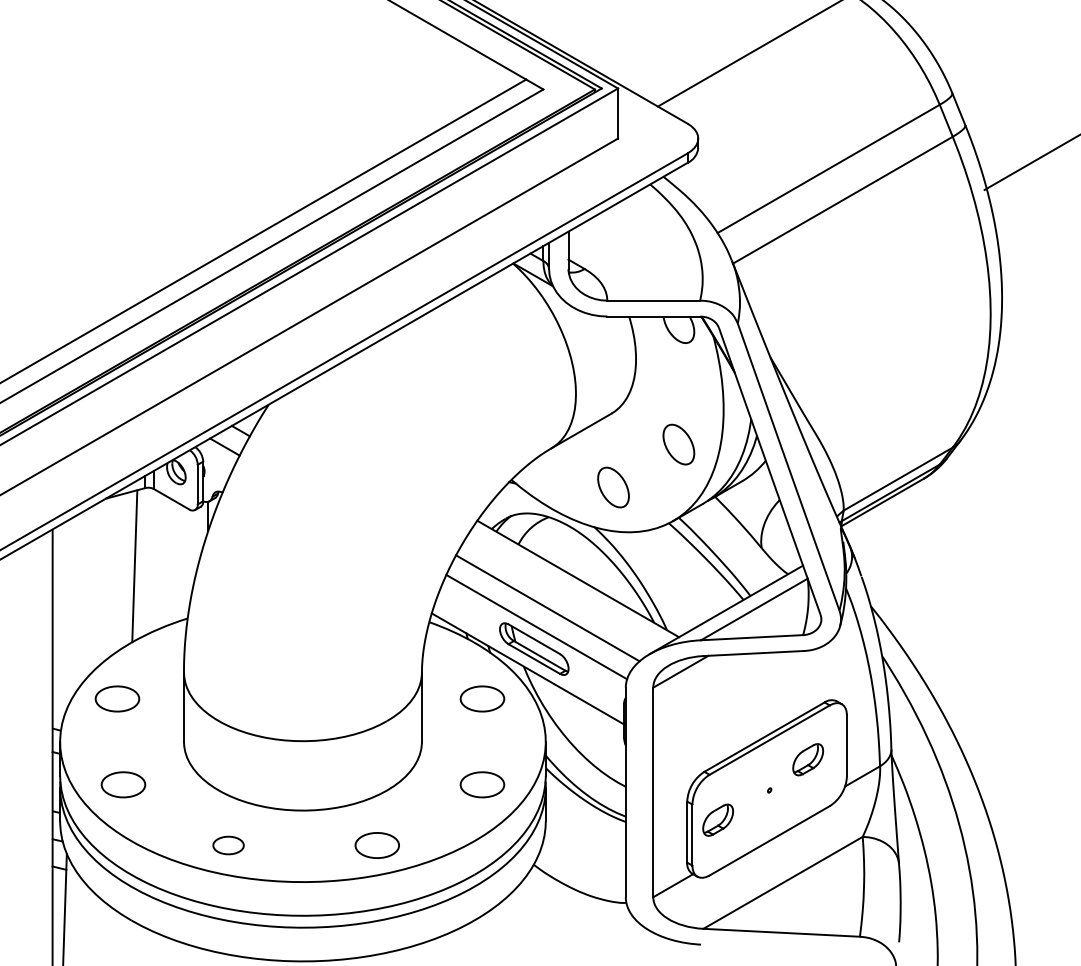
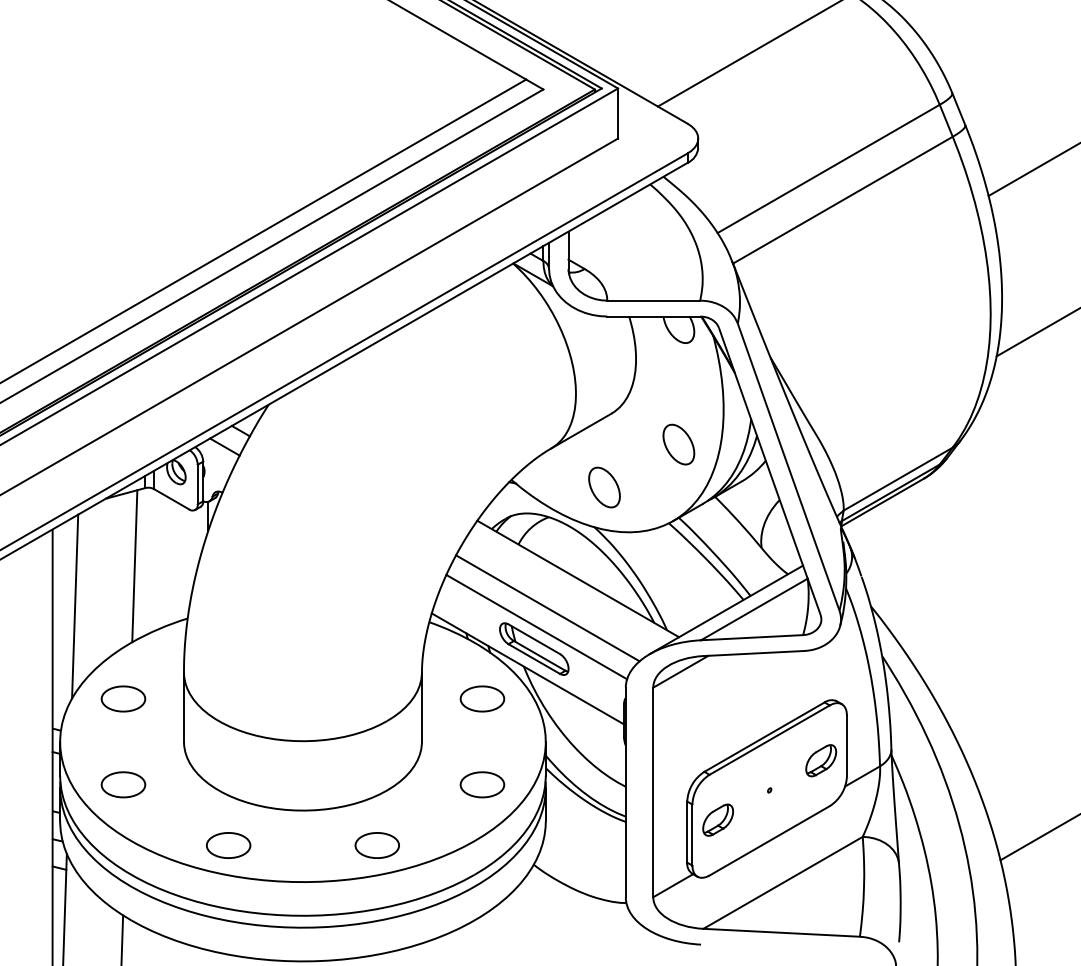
line position: (1030, 163) -> (1032, 170) (1032, 170)
line: none -> present (1036, 332)
part position: (613, 487) -> (604, 487) (604, 487)
line: none -> present (75, 606)
part position: (117, 698) -> (123, 698) (123, 698)
part position: (808, 759) -> (821, 760) (821, 760)
line: none -> present (1038, 838)
part size: 33x21 px -> 47x27 px (228, 845)
line: none -> present (122, 938)
